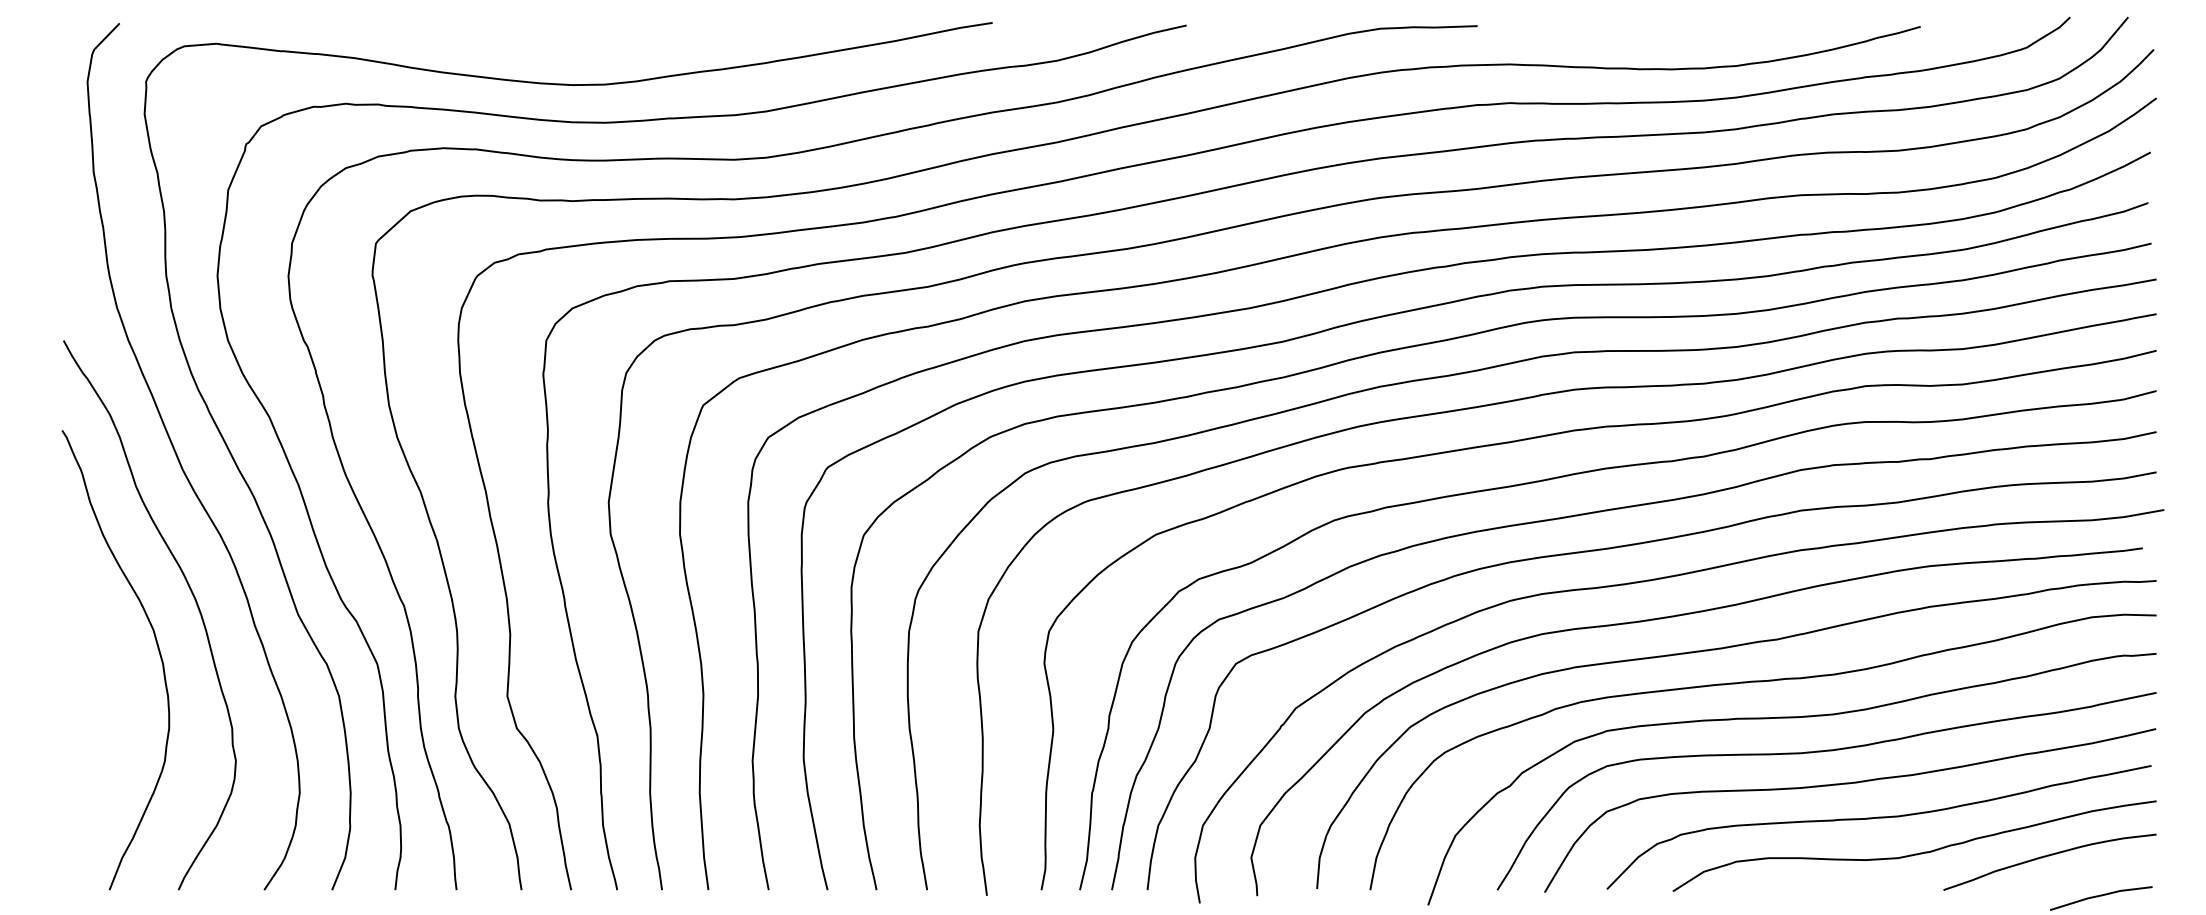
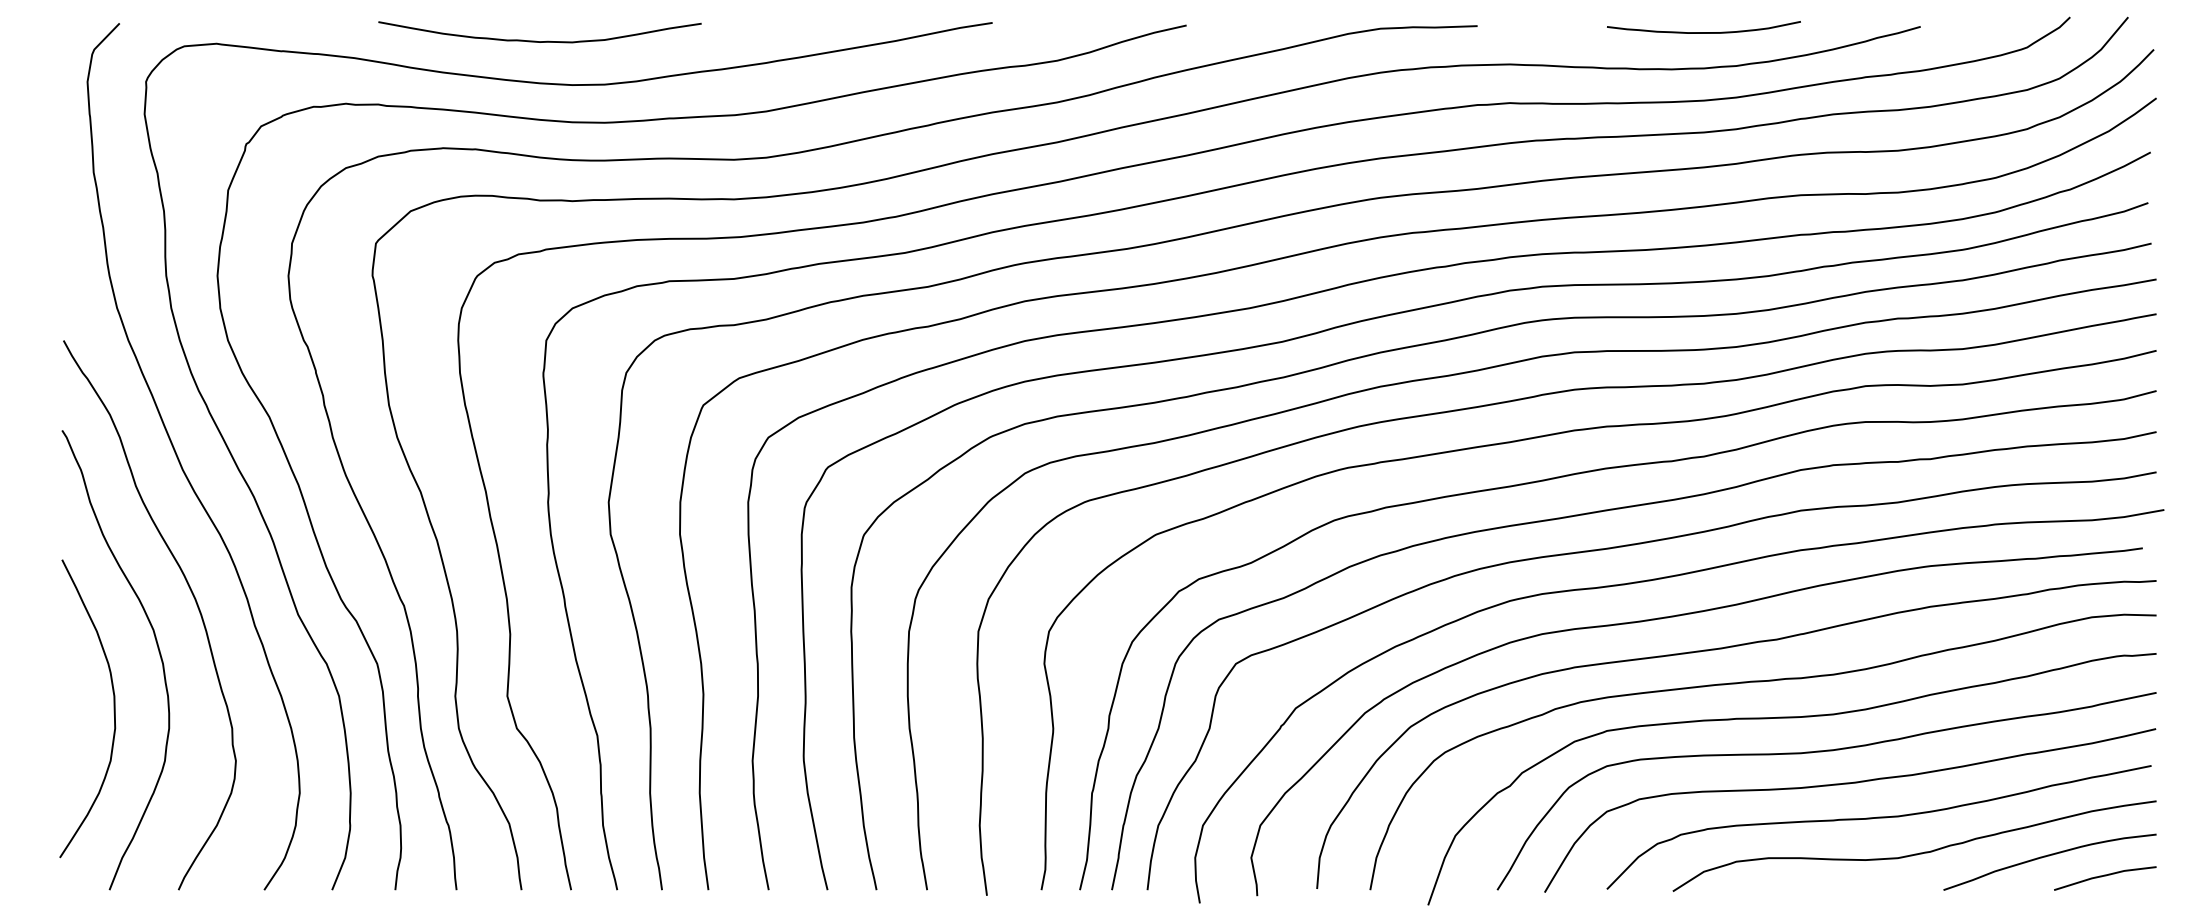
curve: none -> present (1703, 32)
curve: none -> present (535, 40)
curve: none -> present (113, 708)
line position: (2101, 896) -> (2105, 876) (2105, 876)
